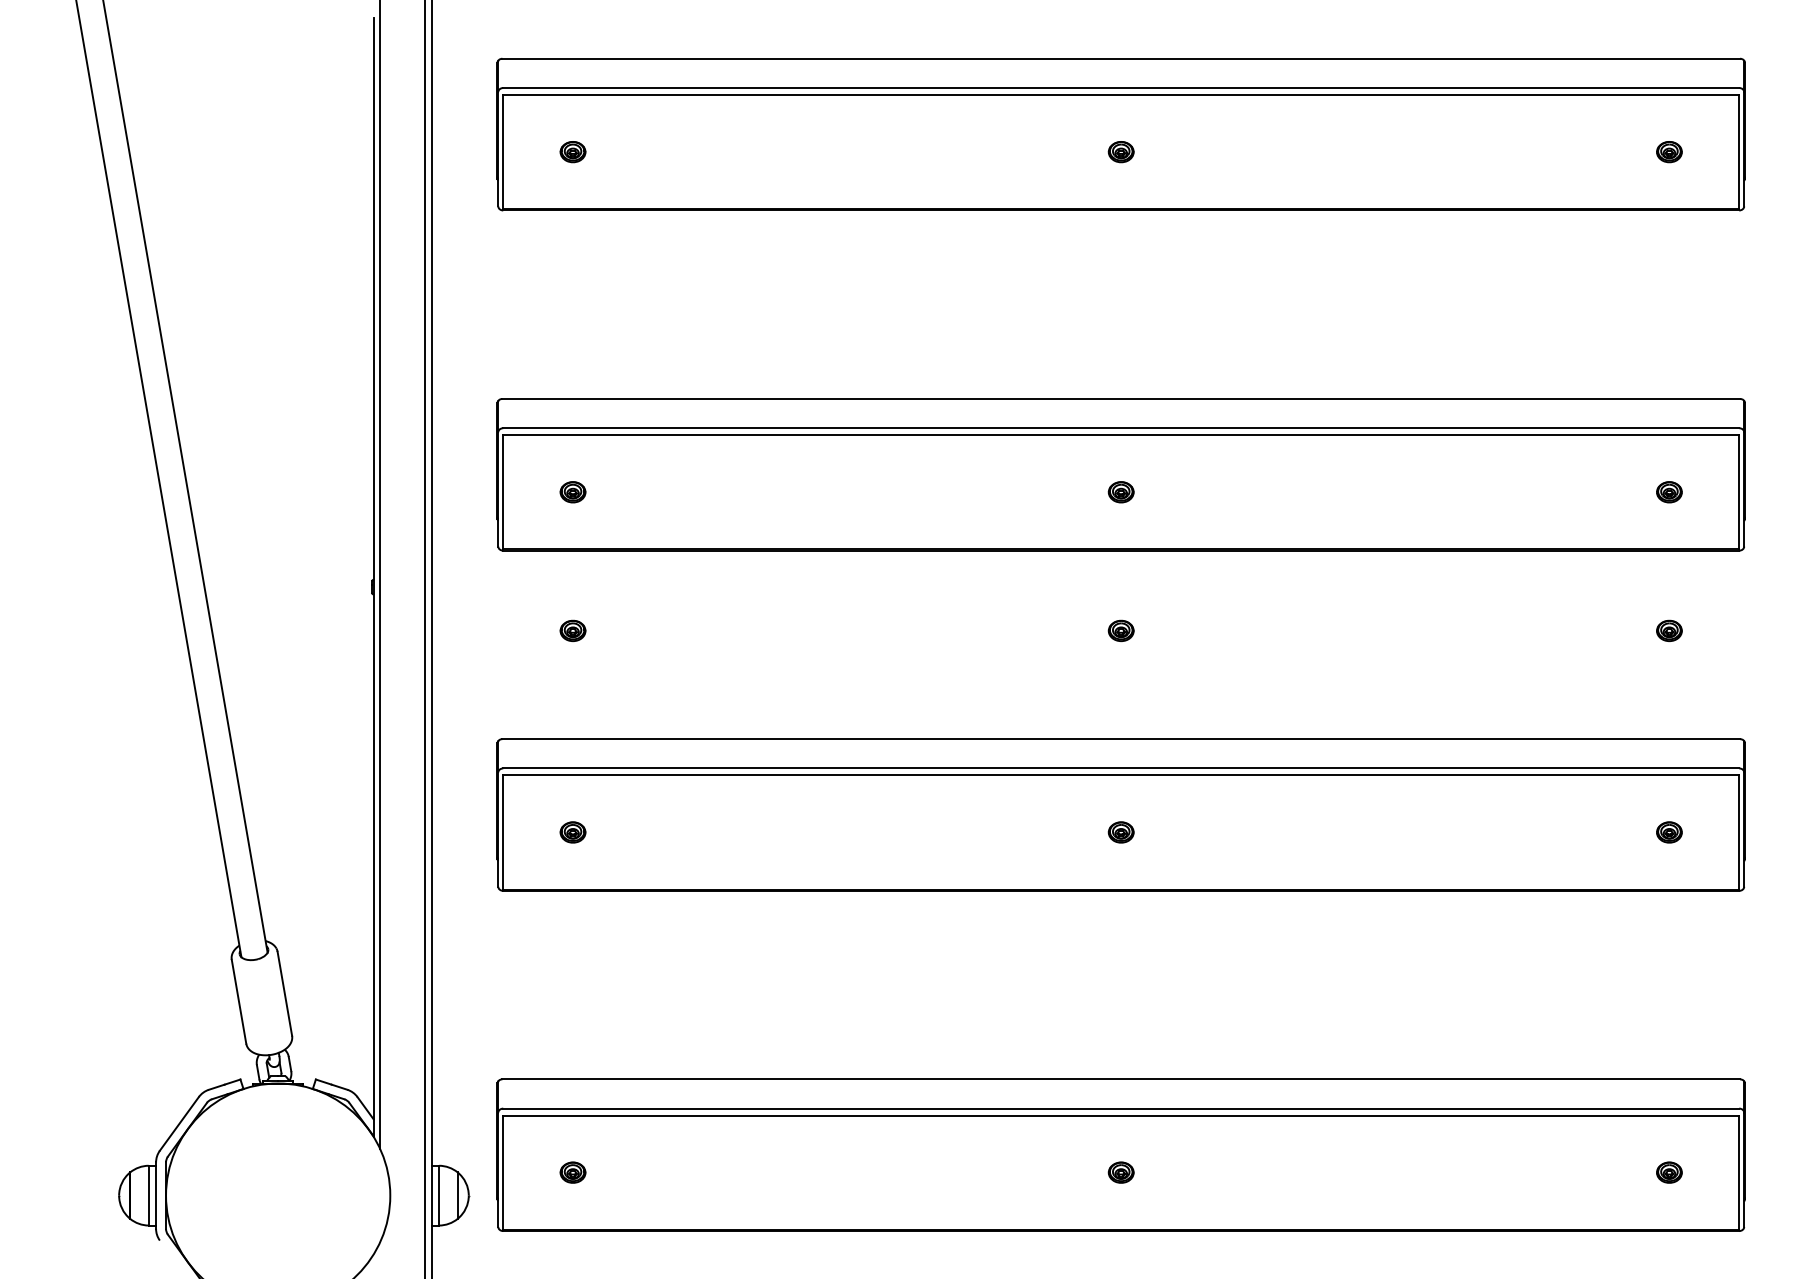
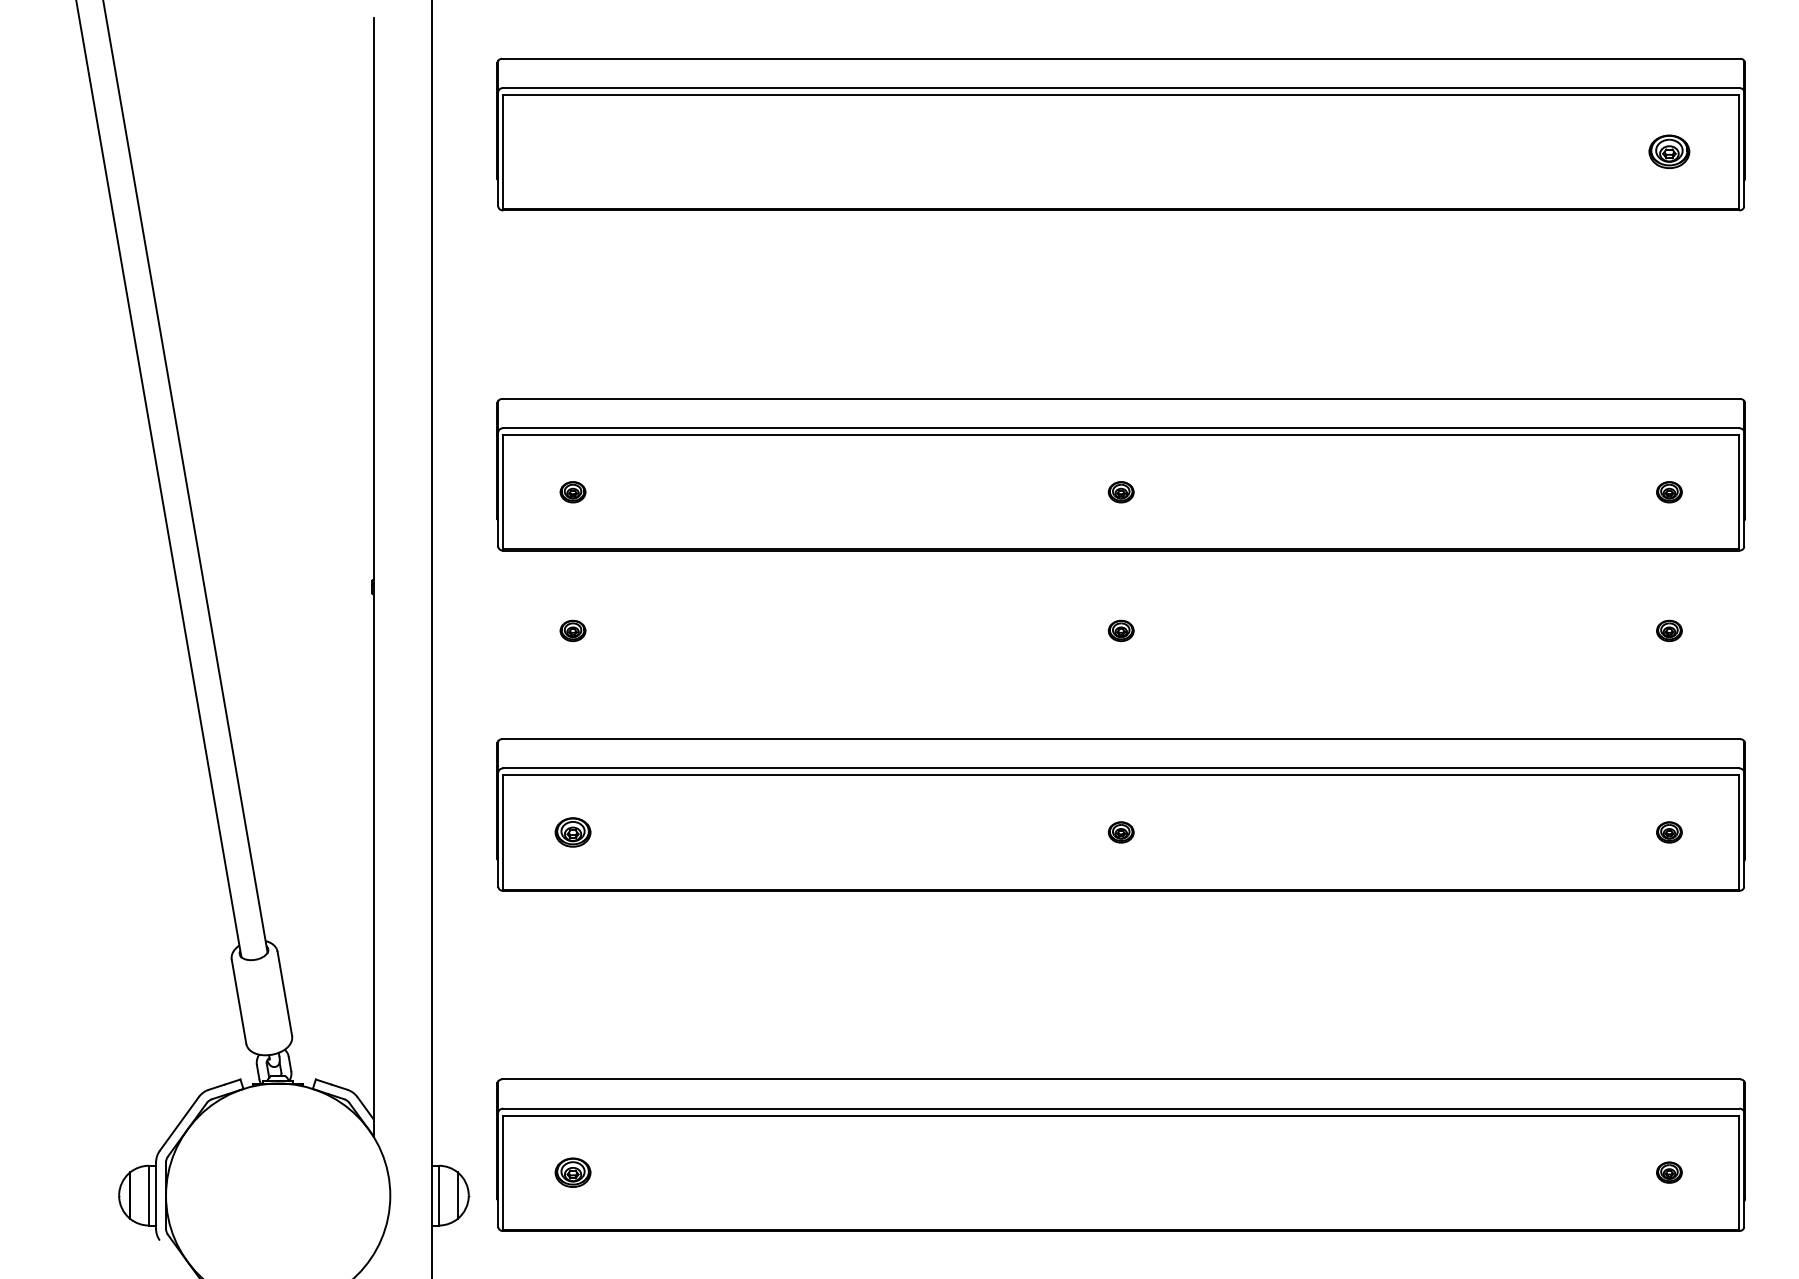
part: present -> none (572, 152)
part: present -> none (1120, 152)
part size: 27x23 px -> 43x35 px (1669, 151)
line: present -> none (380, 575)
line: present -> none (425, 638)
part size: 28x23 px -> 38x31 px (572, 832)
part size: 28x23 px -> 38x31 px (572, 1172)
part: present -> none (1120, 1172)
